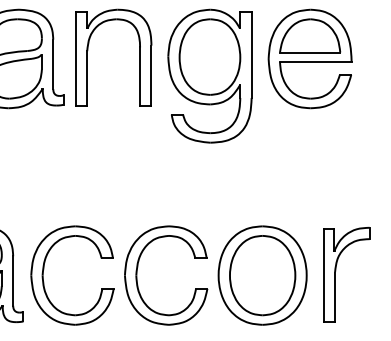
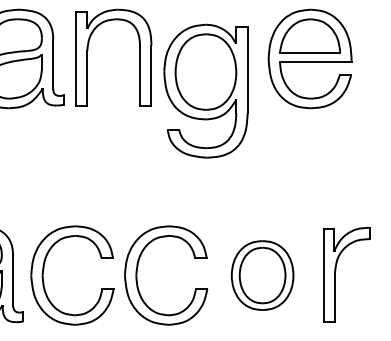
part position: (209, 75) -> (205, 90) (205, 90)
part size: 91x101 px -> 65x71 px (262, 275)
